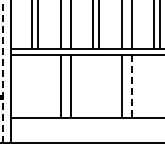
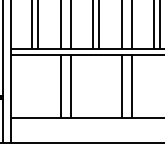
line: dashed -> solid (2, 71)
line: dashed -> solid (131, 86)
